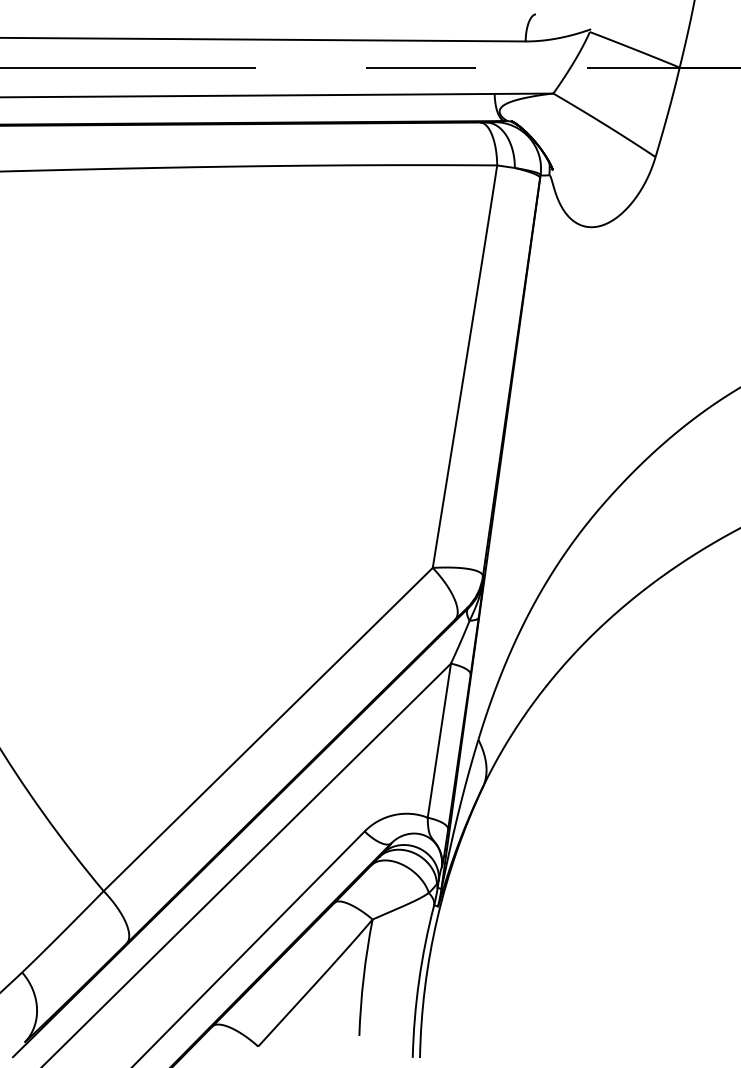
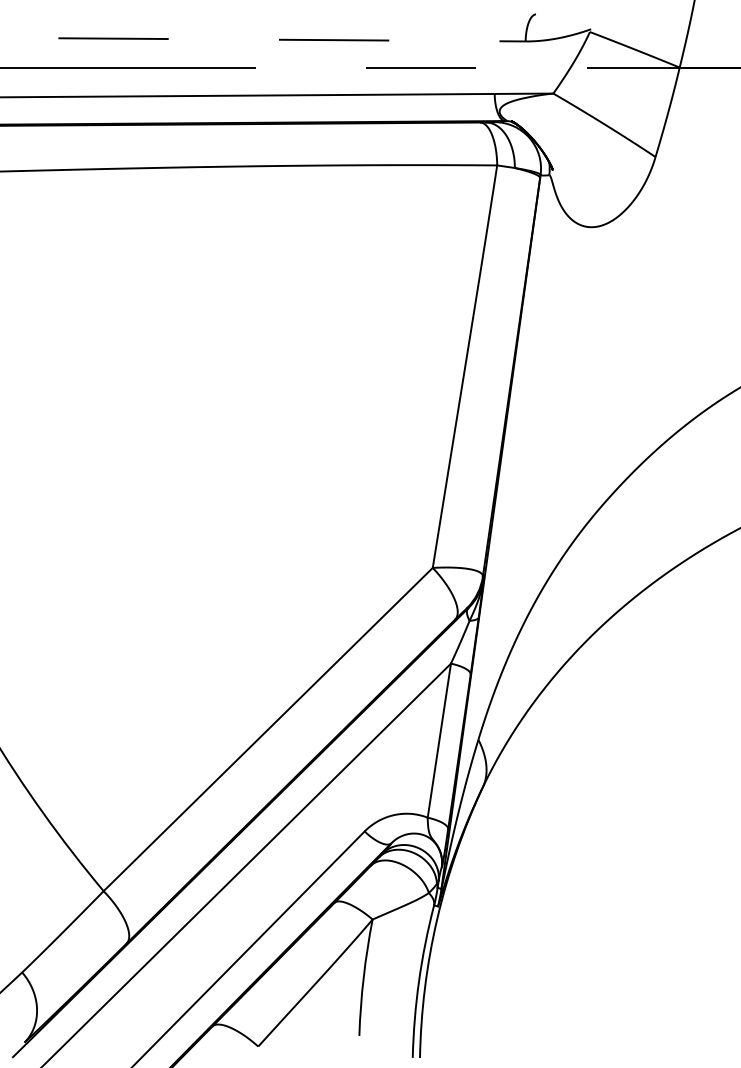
line: solid -> dashed (262, 39)
